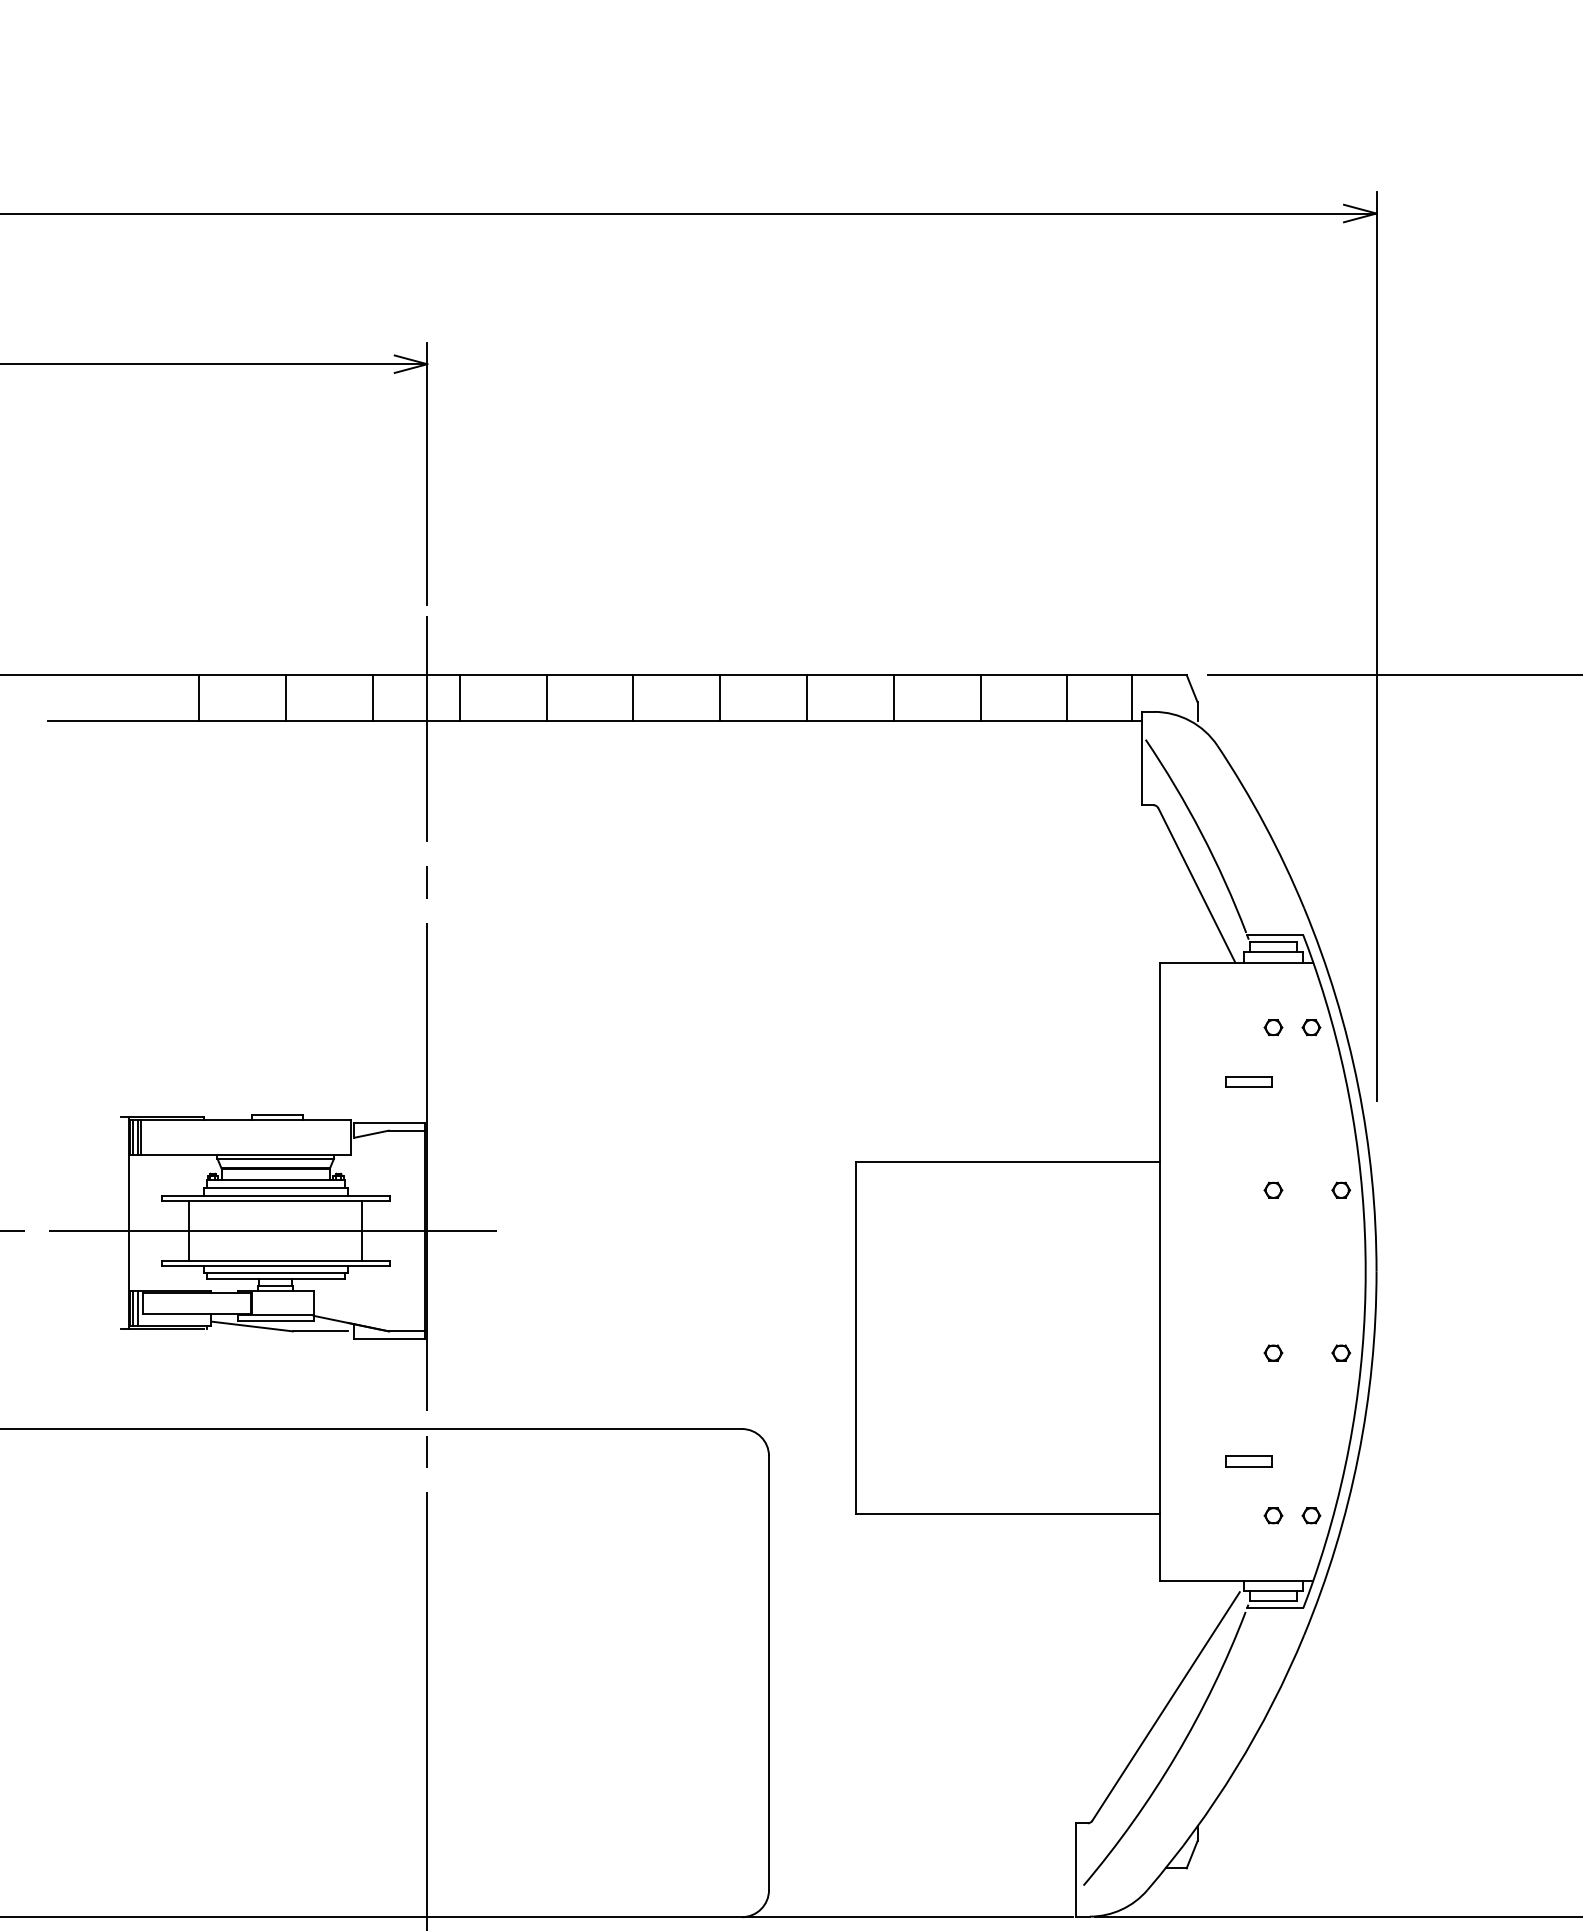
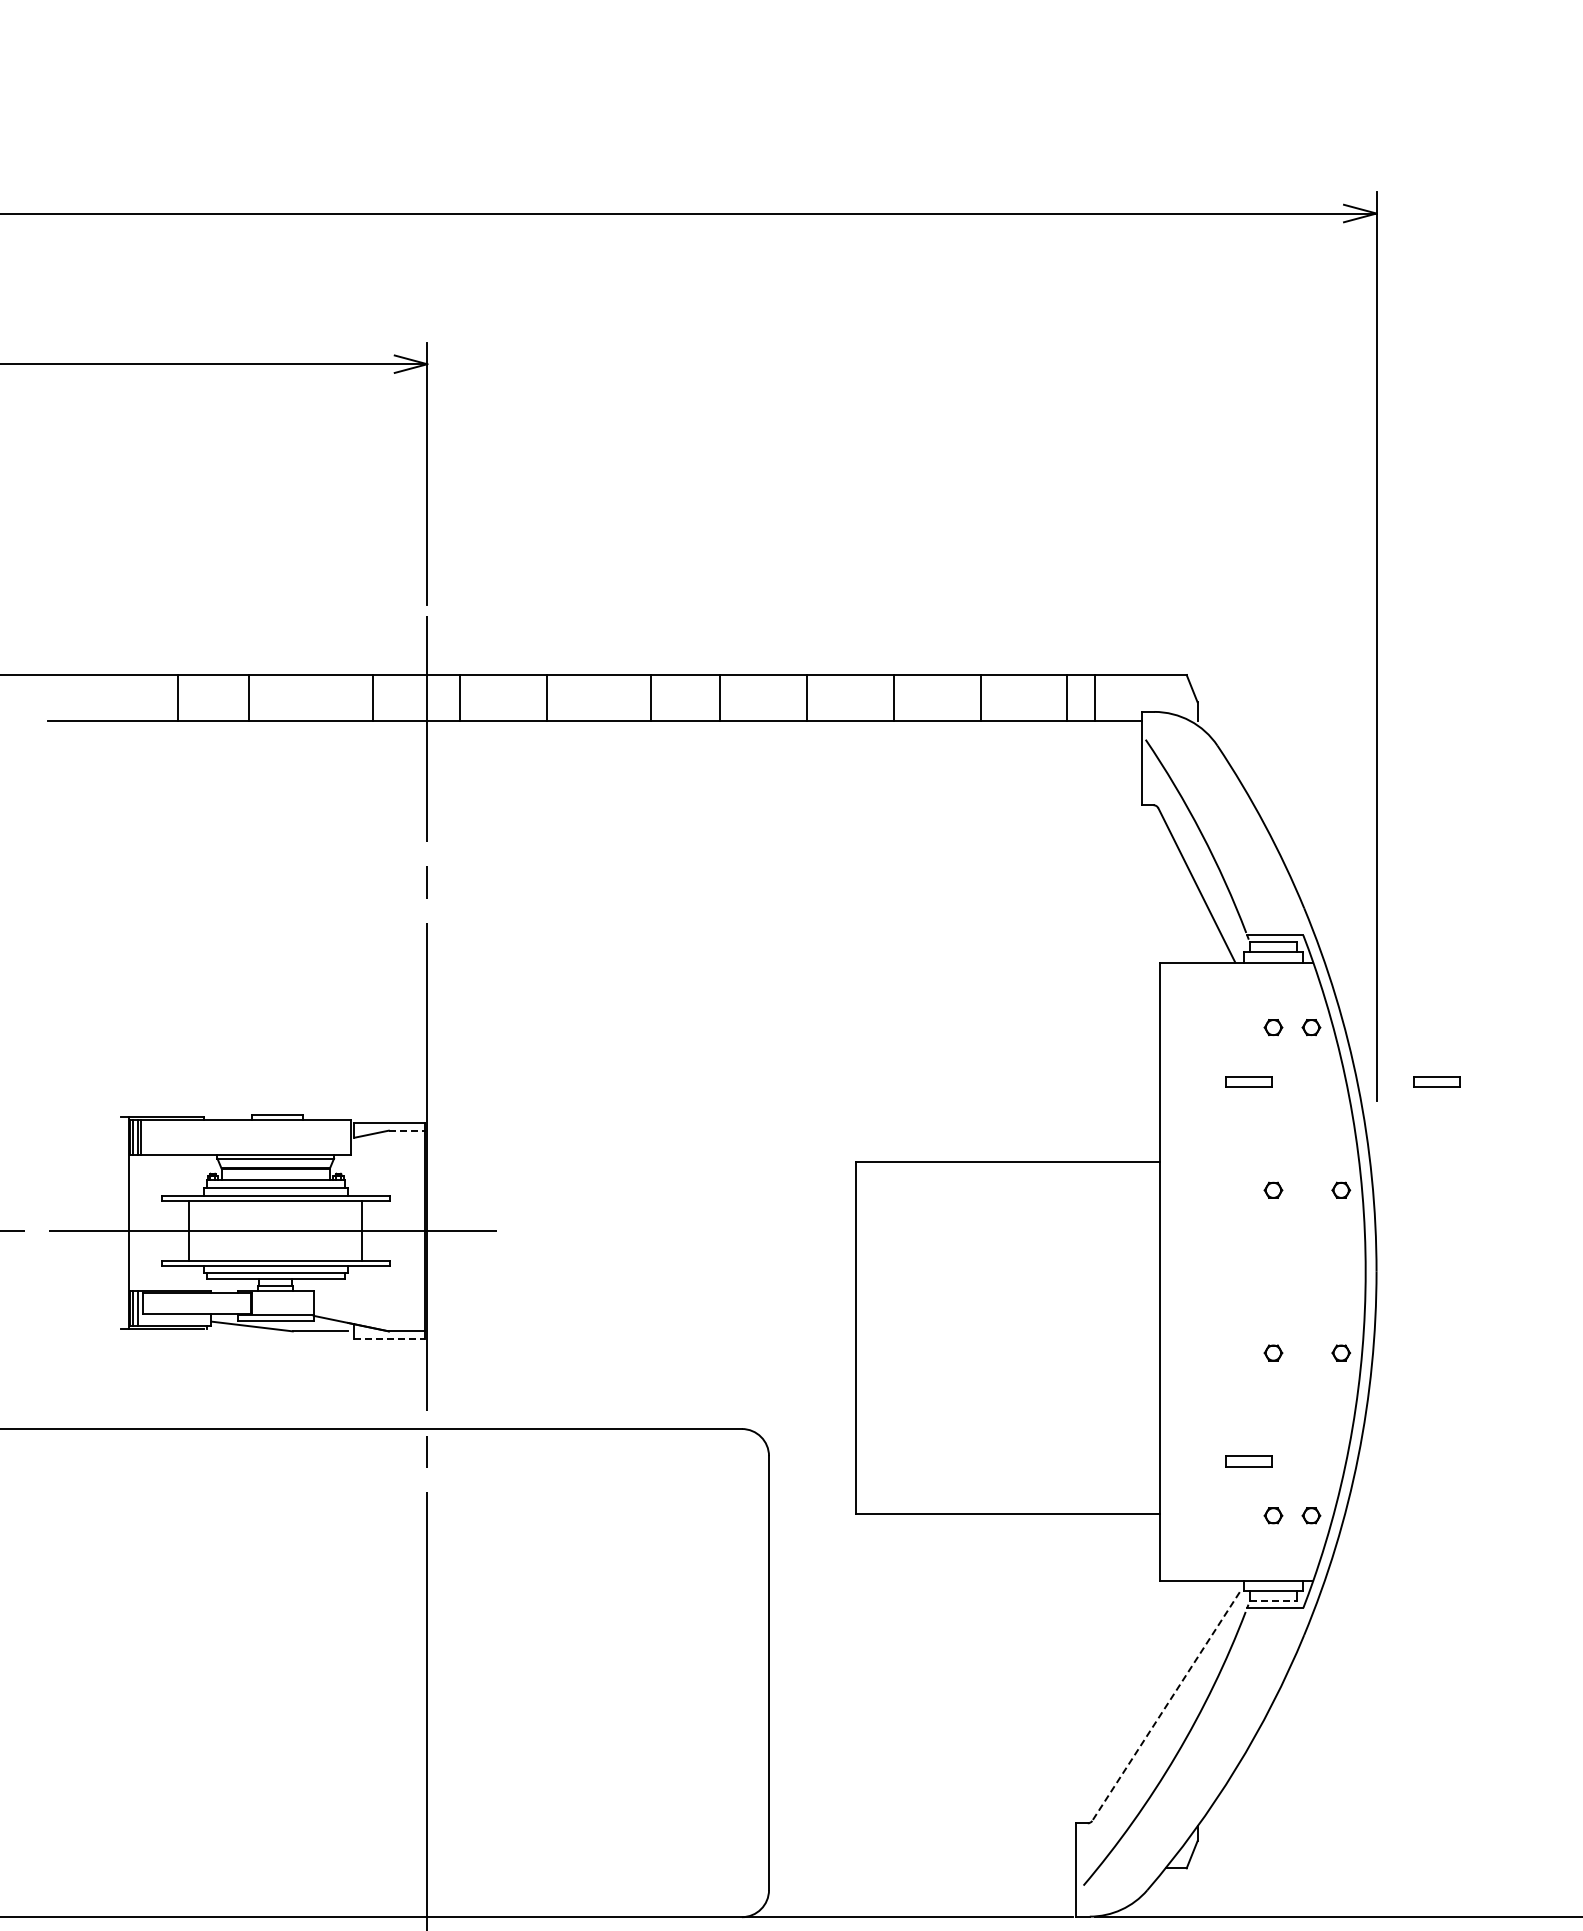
line: present -> none (1393, 675)
line position: (199, 698) -> (178, 698) (178, 698)
line position: (286, 698) -> (249, 698) (249, 698)
line position: (633, 698) -> (651, 698) (651, 698)
line position: (1132, 698) -> (1095, 698) (1095, 698)
part: none -> present (1436, 1081)
line: solid -> dashed (407, 1130)
line: solid -> dashed (389, 1338)
line: solid -> dashed (1273, 1601)
line: solid -> dashed (1165, 1706)
